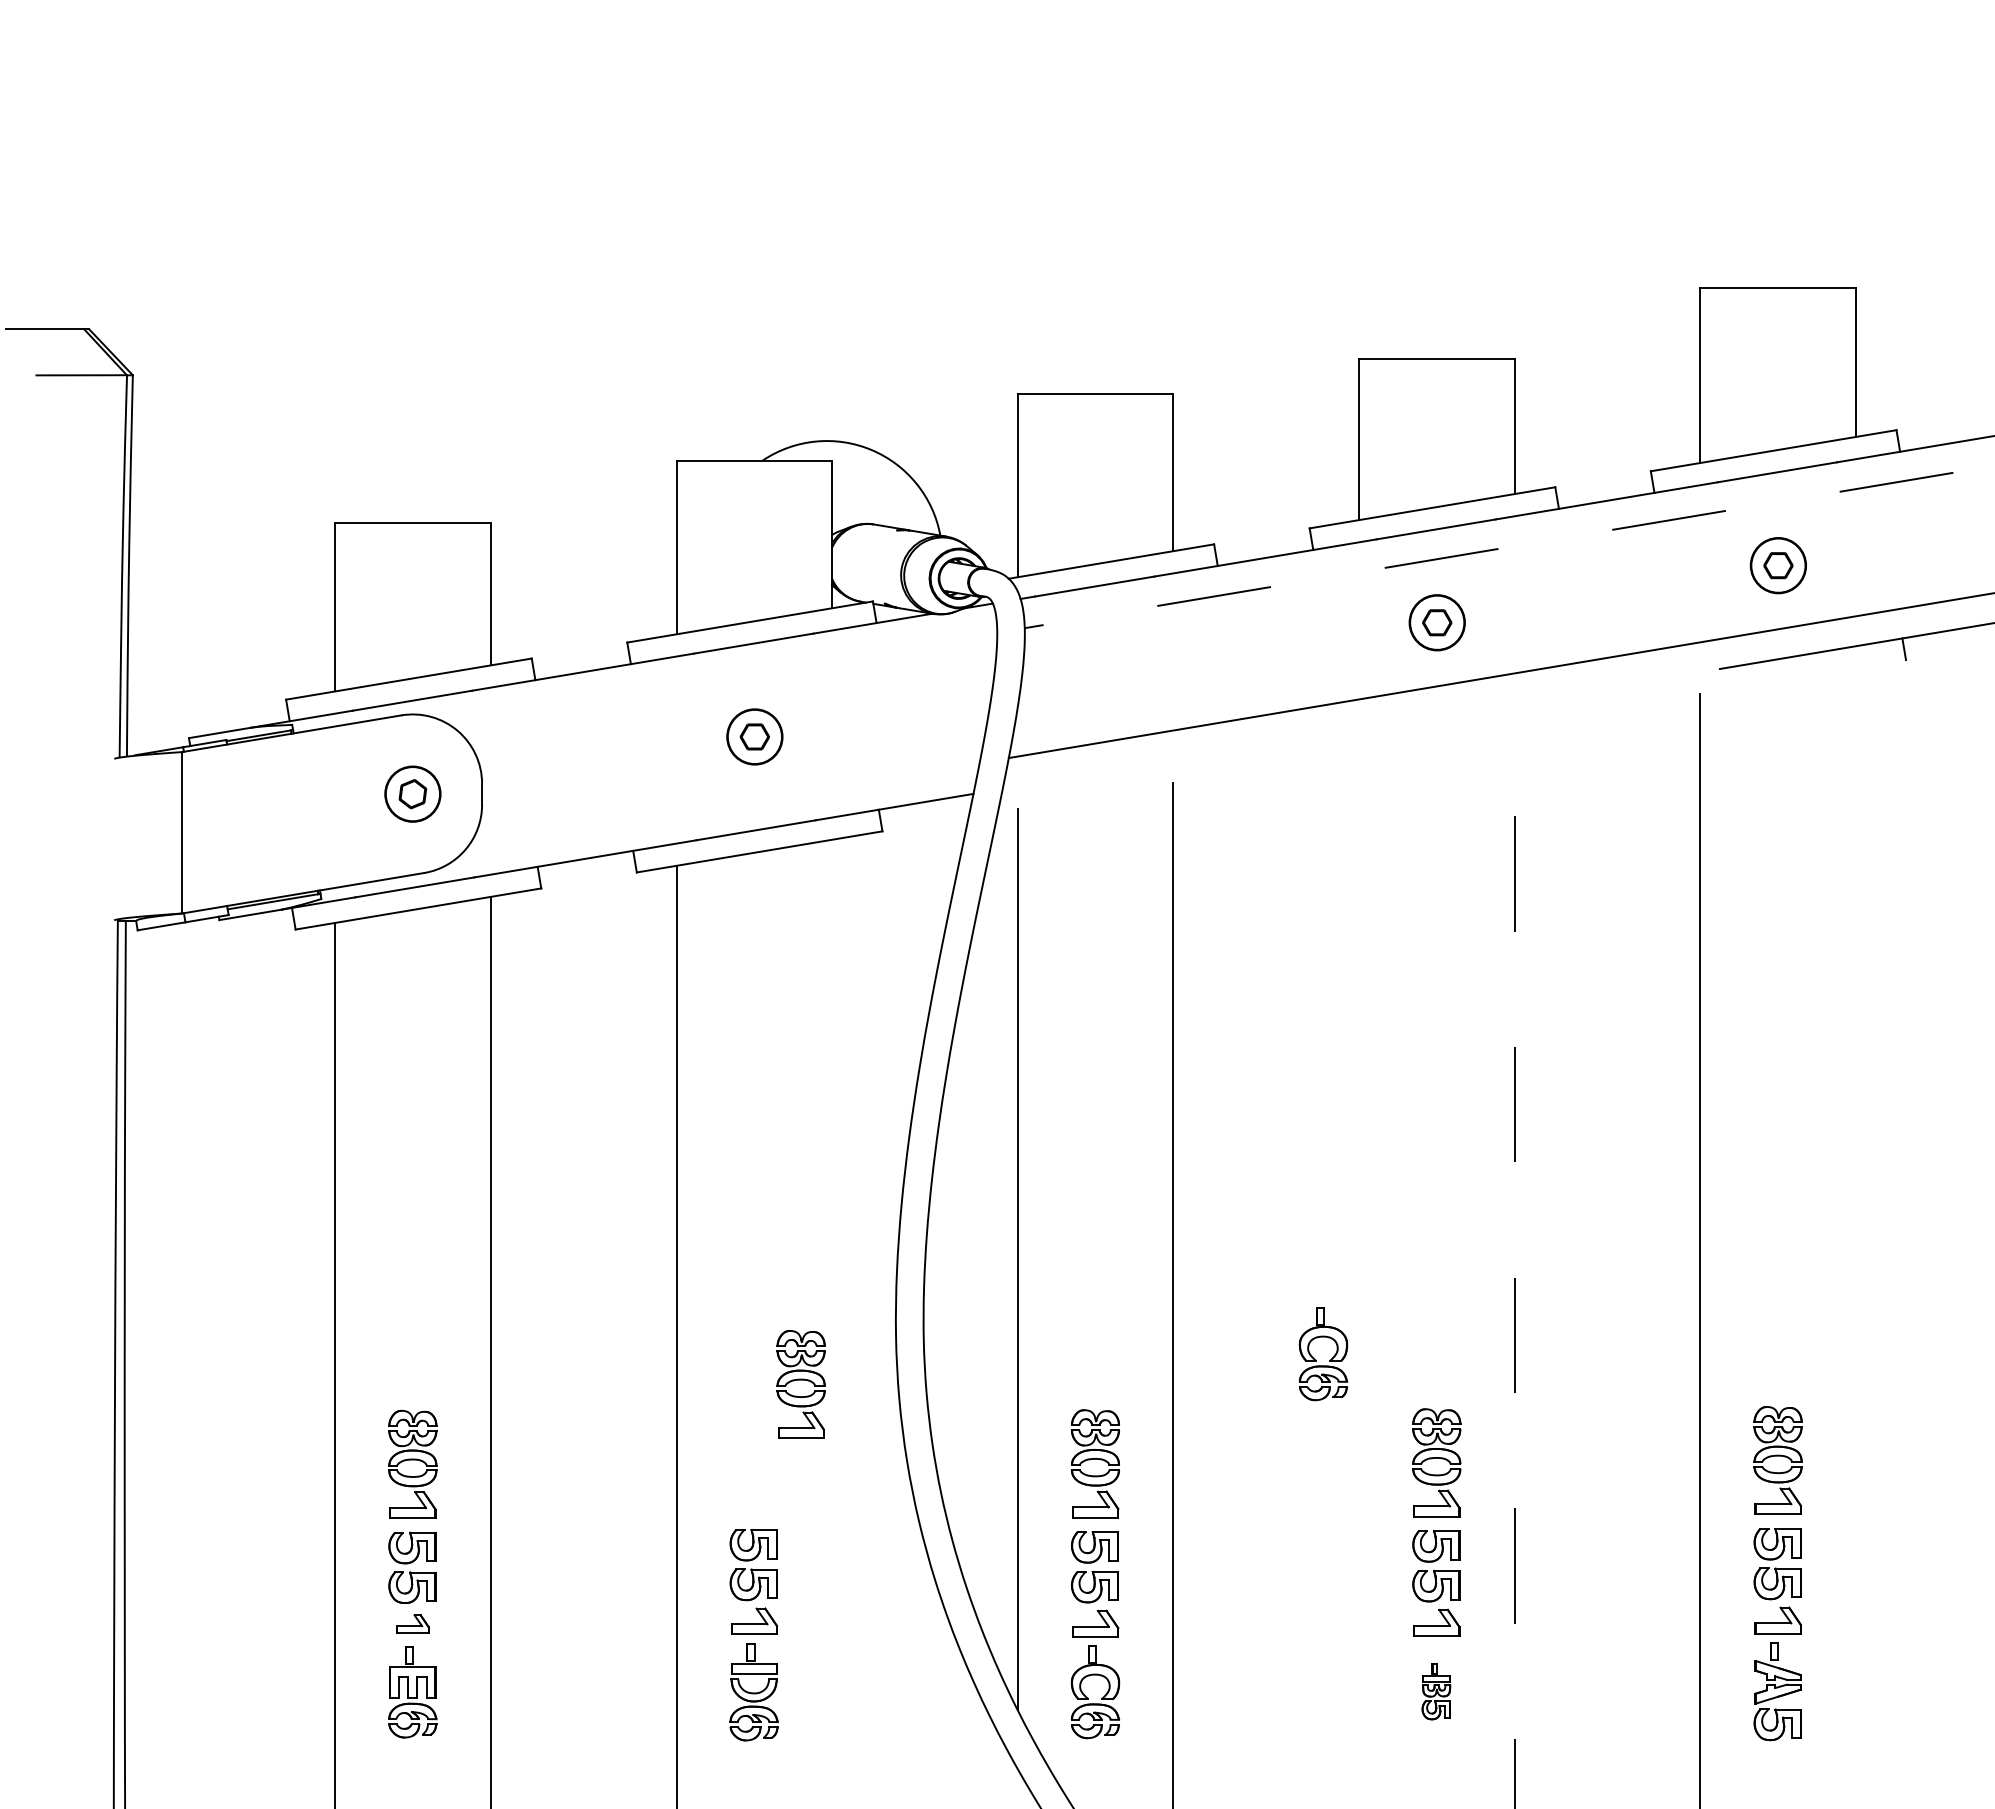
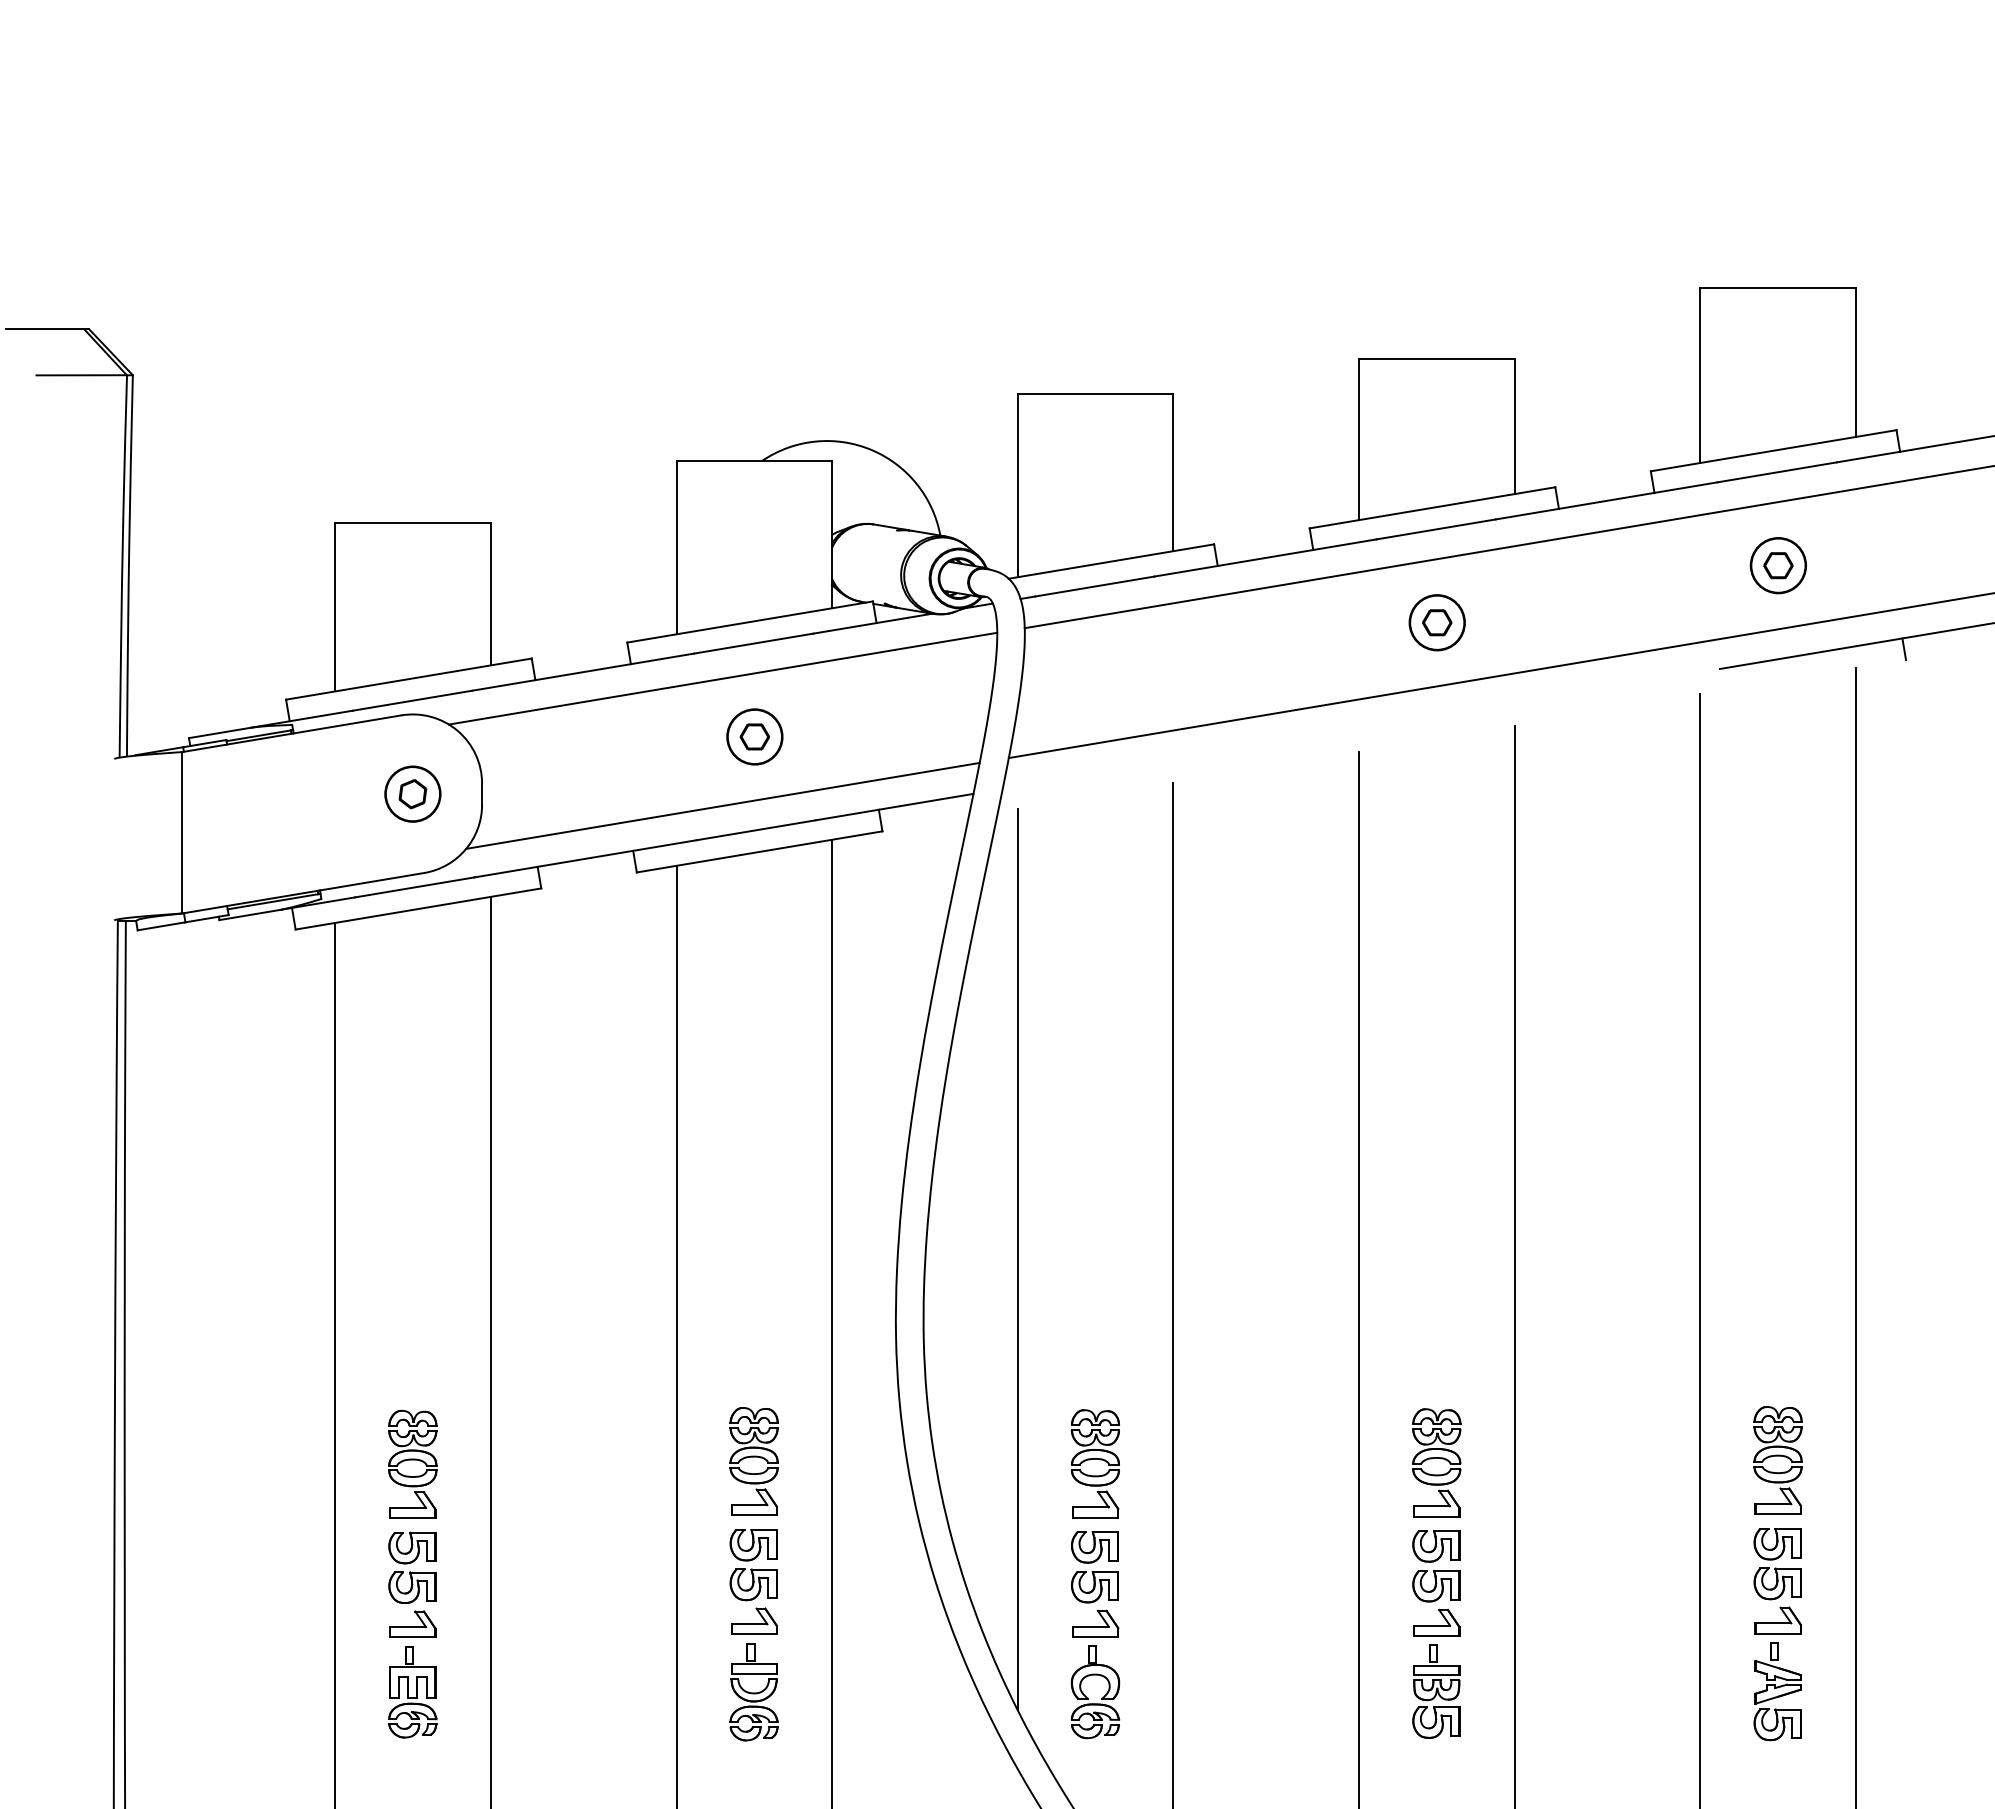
line: dashed -> solid (1508, 547)
line: none -> present (722, 678)
line: none -> present (722, 805)
line: none -> present (1855, 1236)
line: dashed -> solid (1514, 1266)
line: none -> present (1359, 1278)
line: none -> present (831, 1322)
part: present -> none (1329, 1360)
part position: (800, 1384) -> (753, 1461) (753, 1461)
part size: 34x20 px -> 48x28 px (412, 1623)
part size: 31x58 px -> 49x95 px (1436, 1691)
